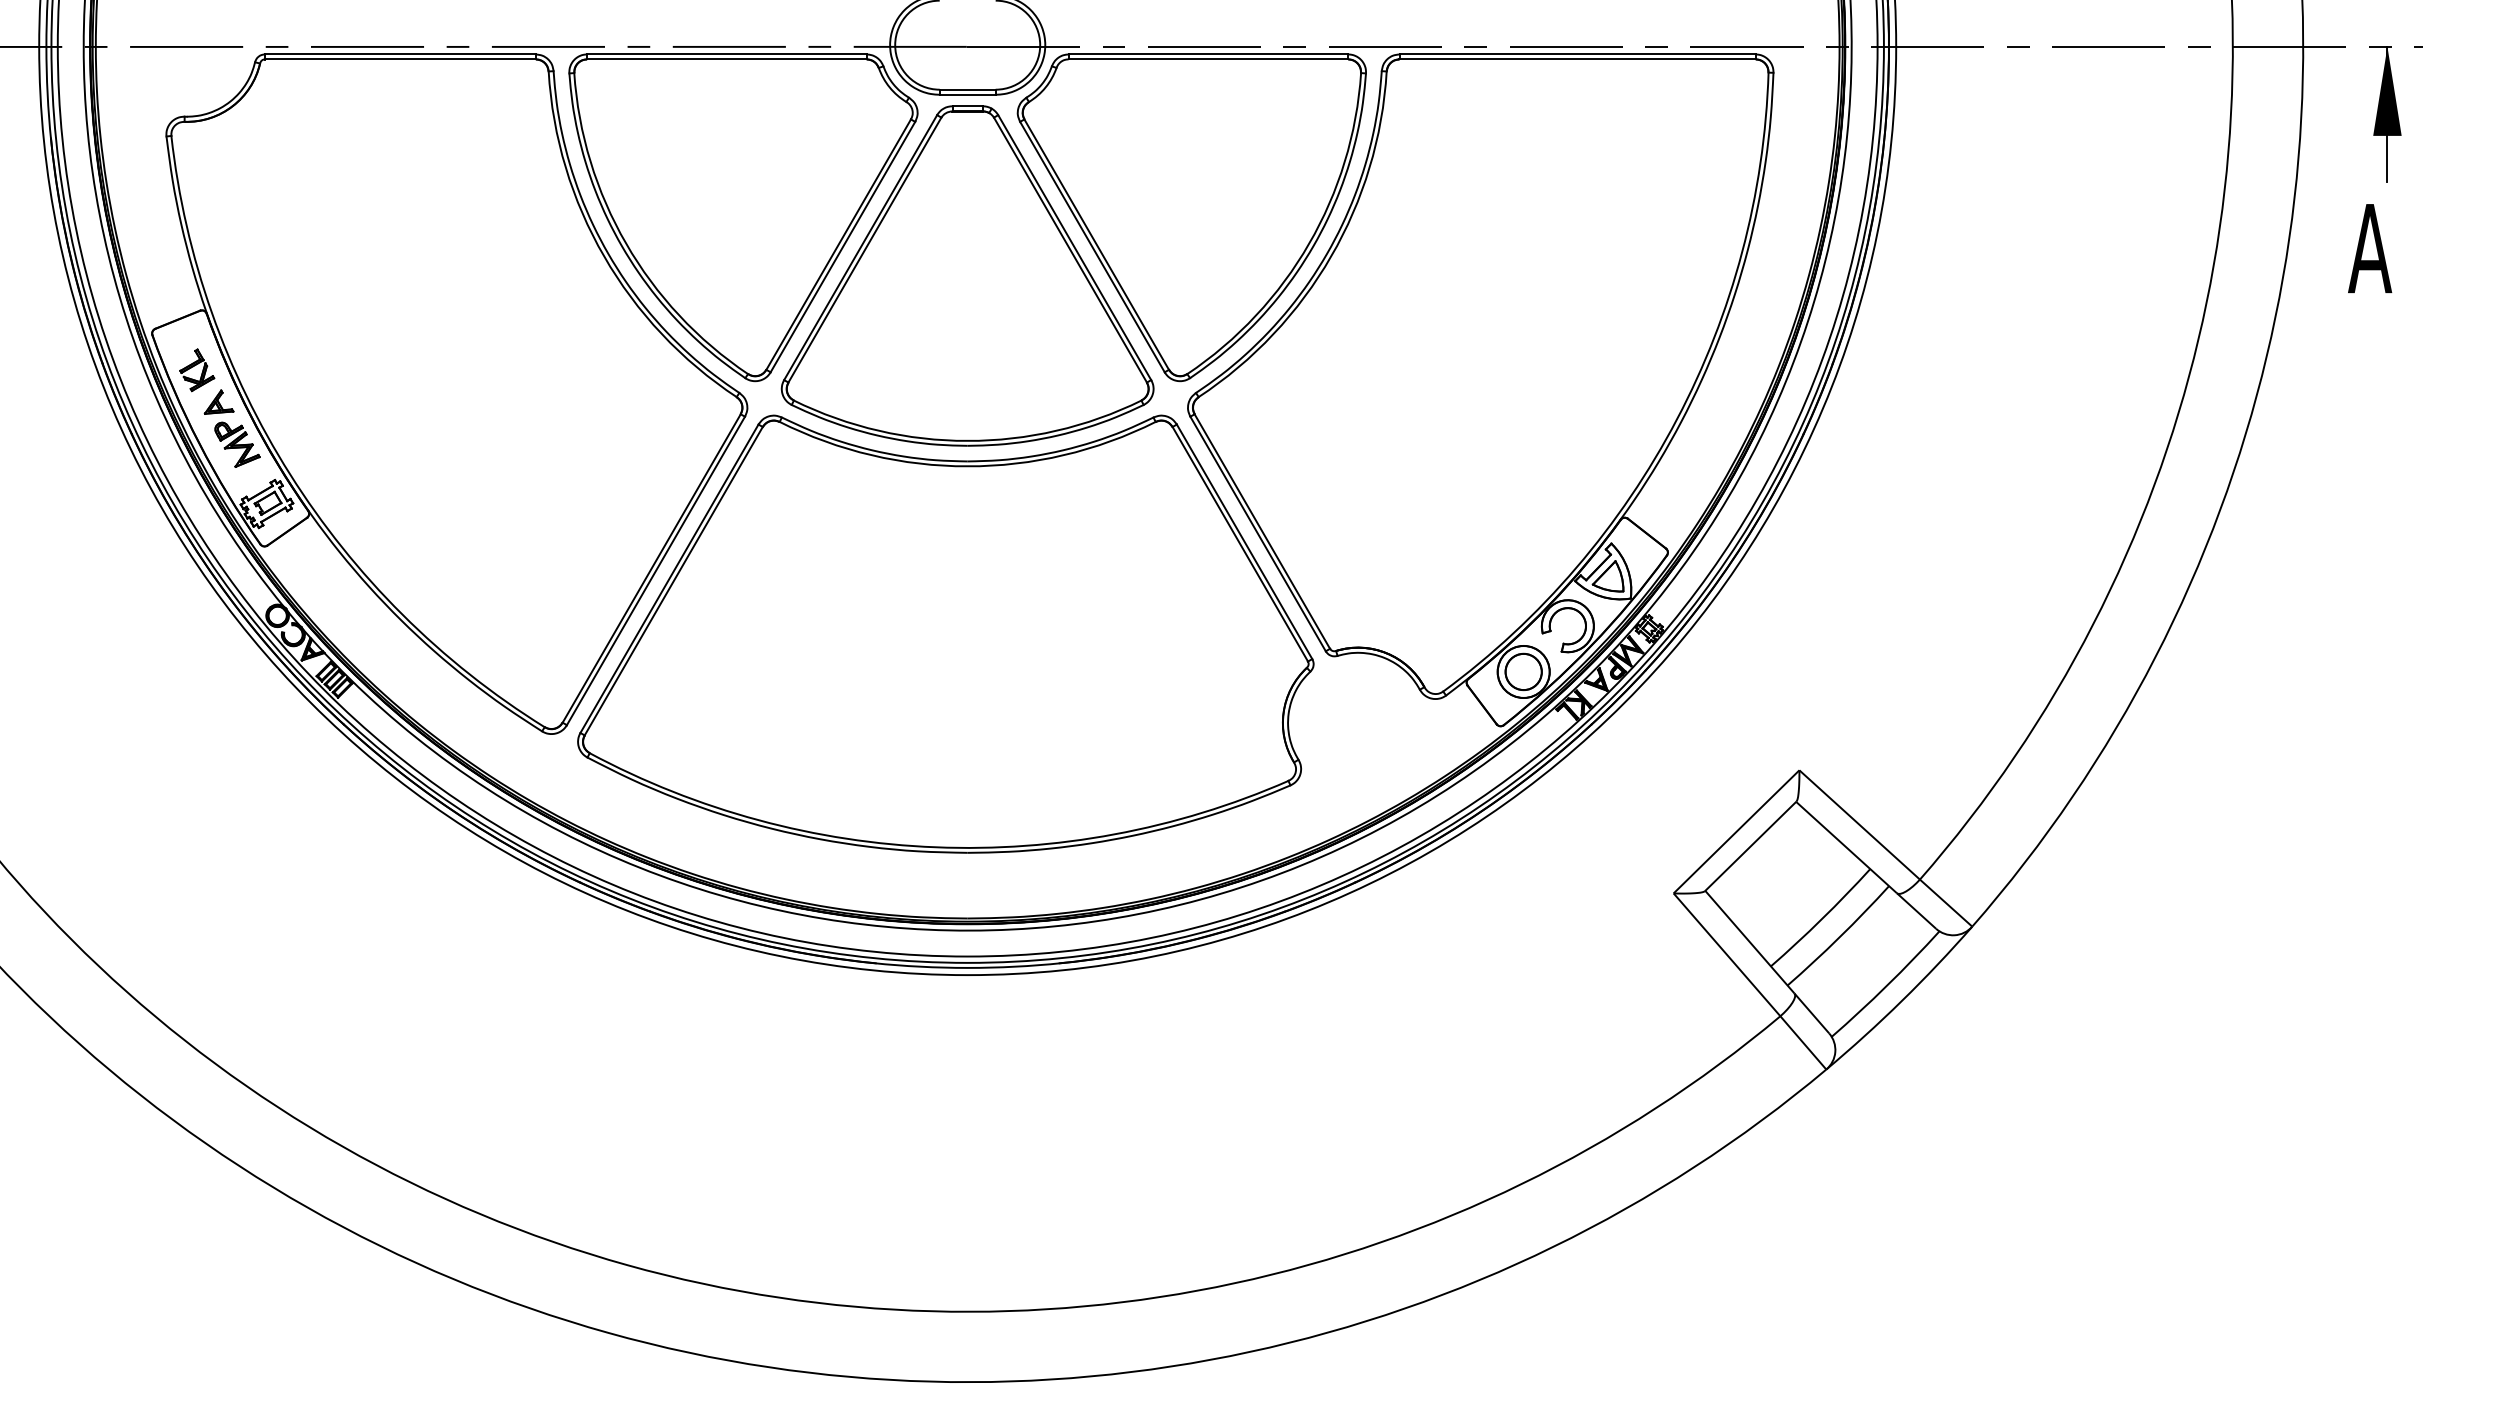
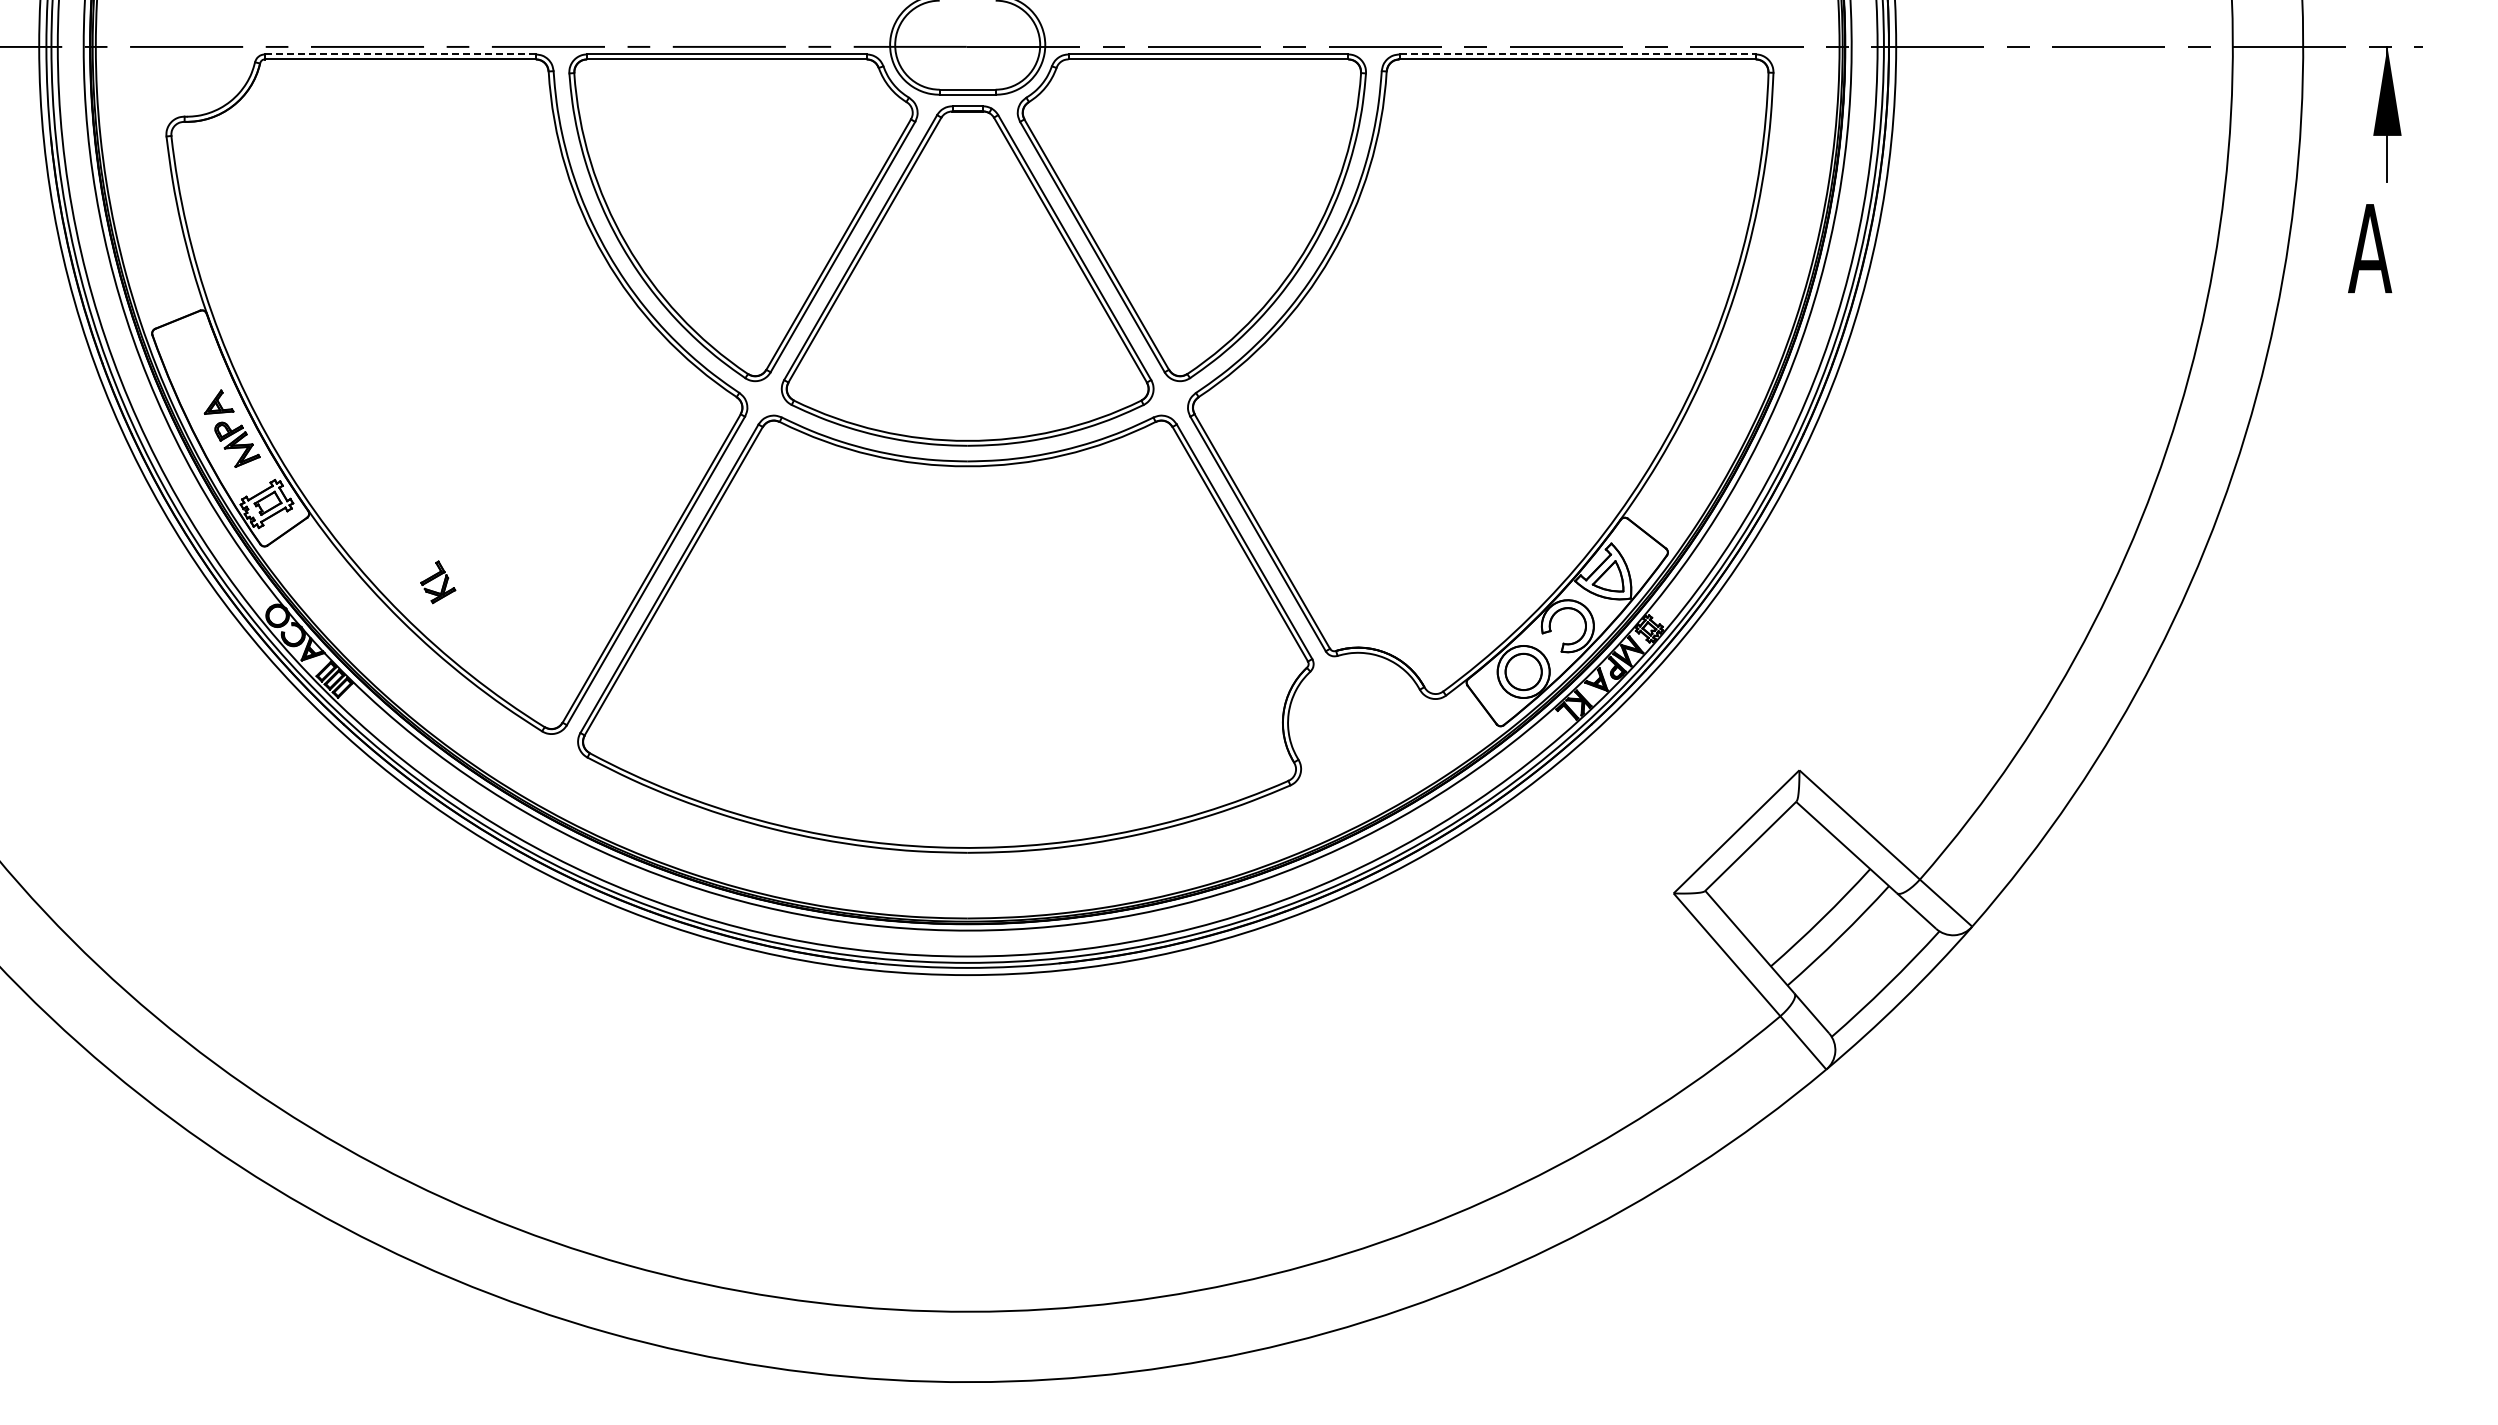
line: solid -> dashed (400, 54)
line: solid -> dashed (1578, 54)
part position: (197, 370) -> (438, 582) (438, 582)
